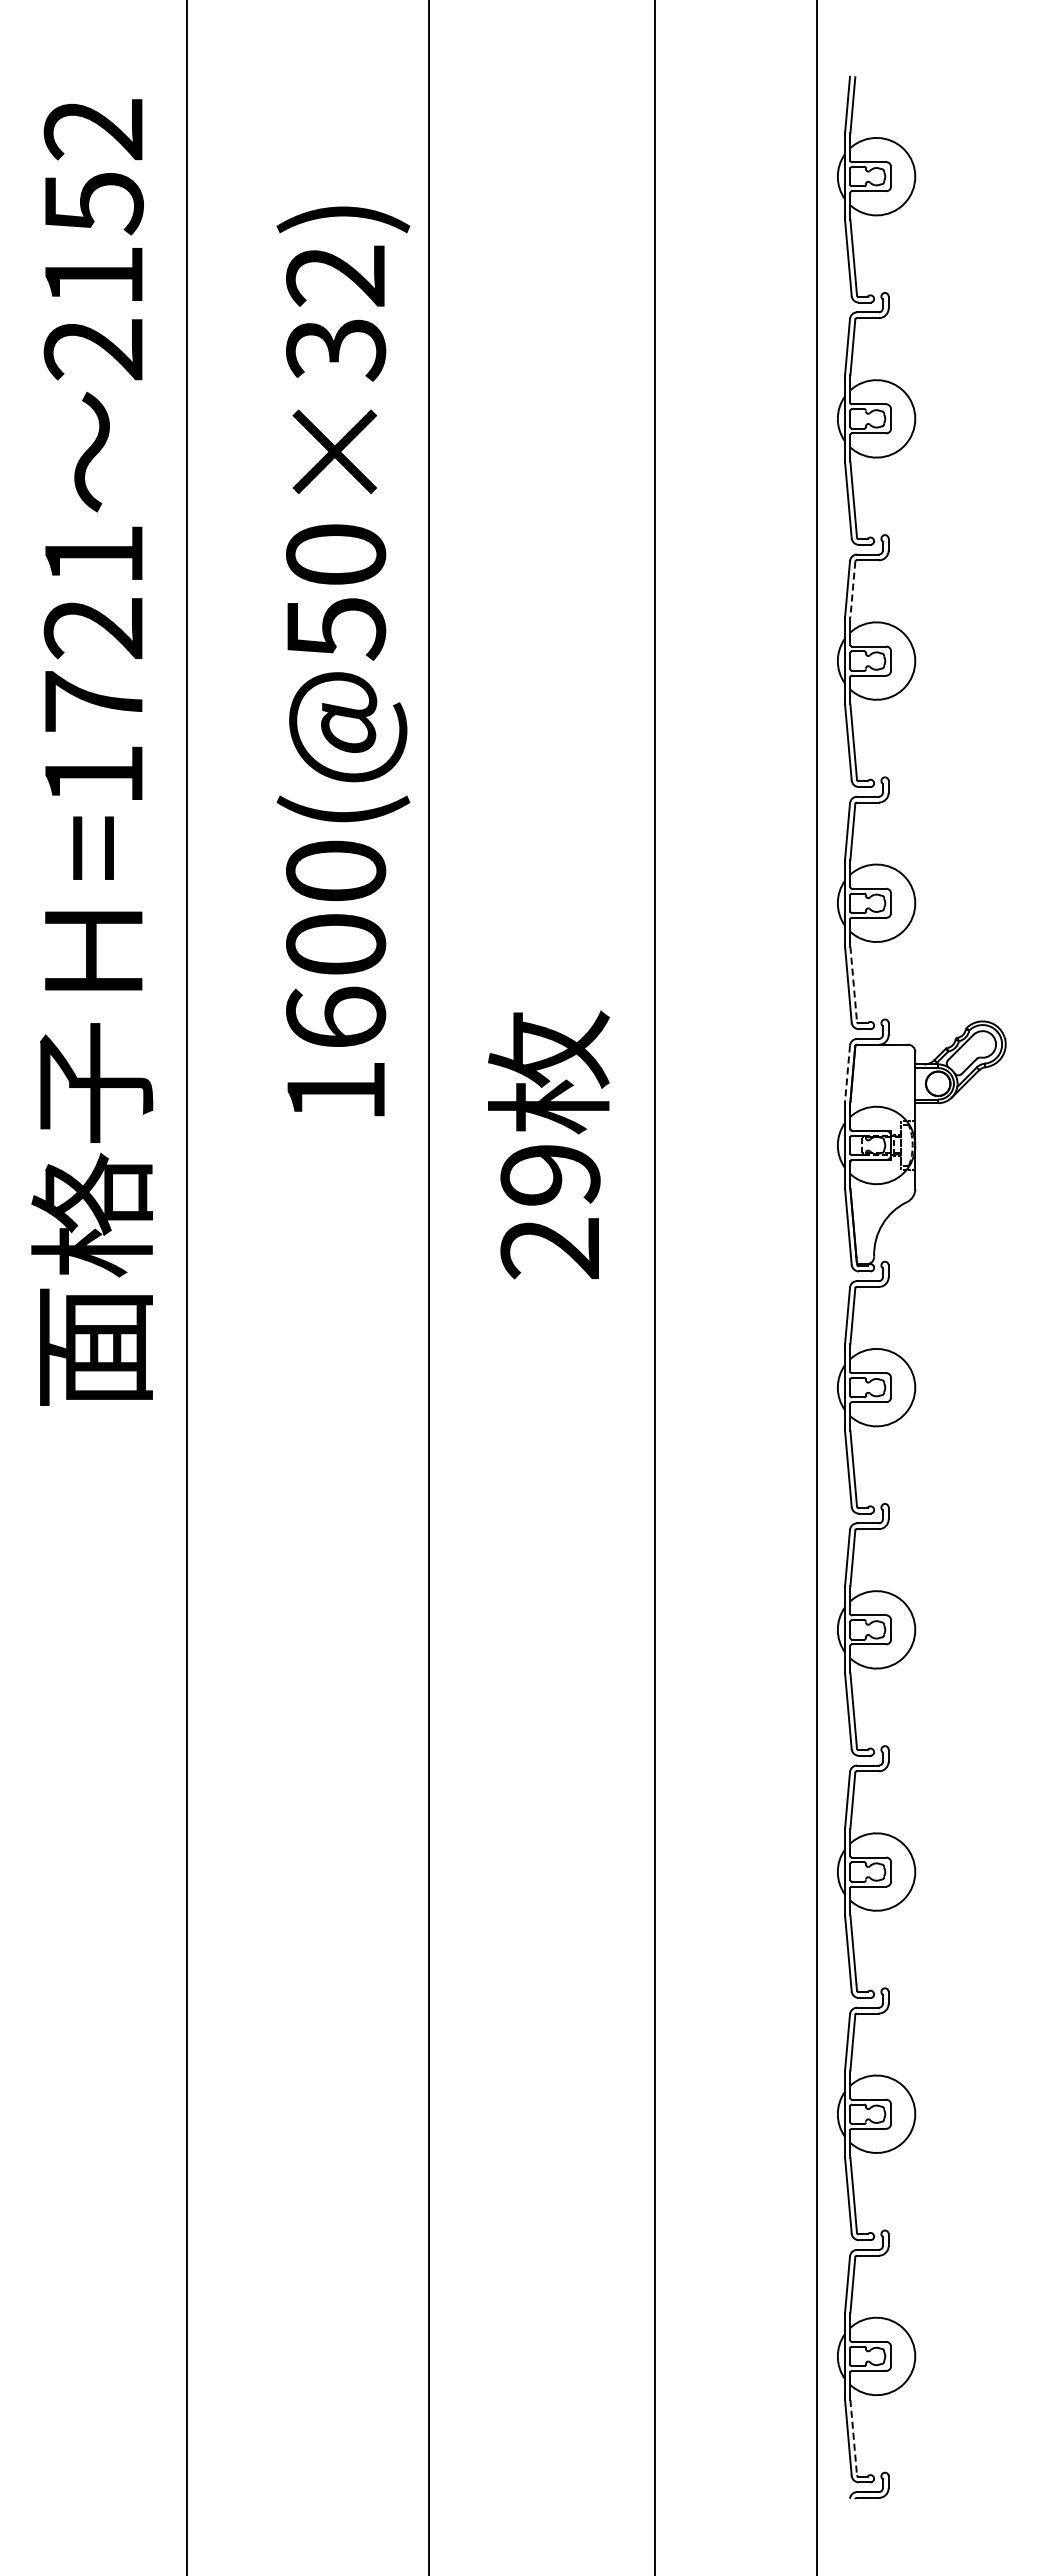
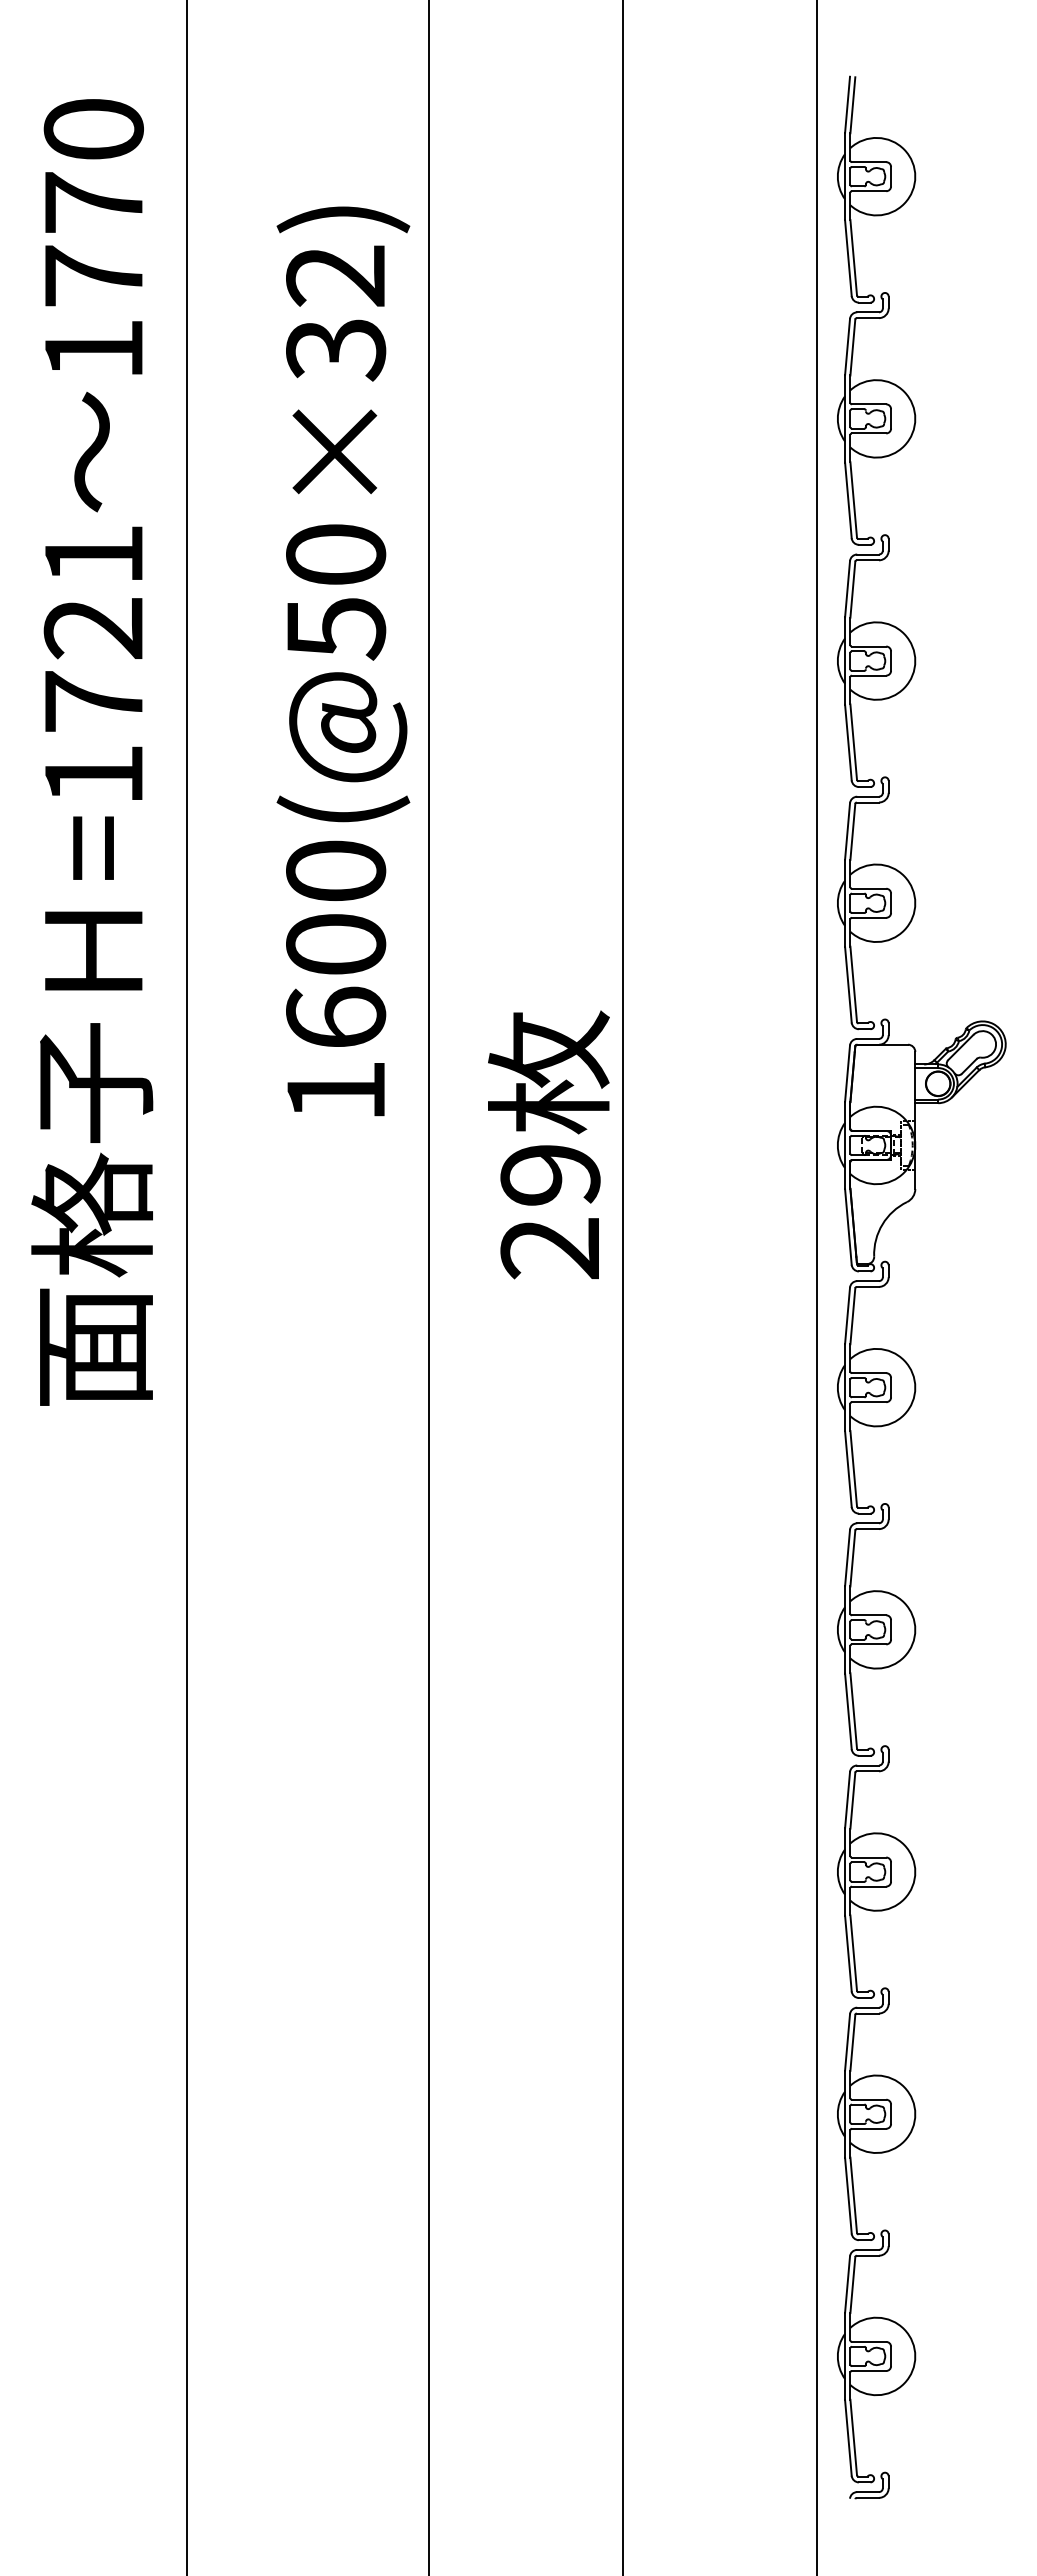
text: 2152 -> 1770 (93, 239)
line: dashed -> solid (852, 590)
line: dashed -> solid (853, 984)
line: dashed -> solid (847, 1074)
line position: (655, 1287) -> (623, 1287) (623, 1287)
line: dashed -> solid (853, 2437)
